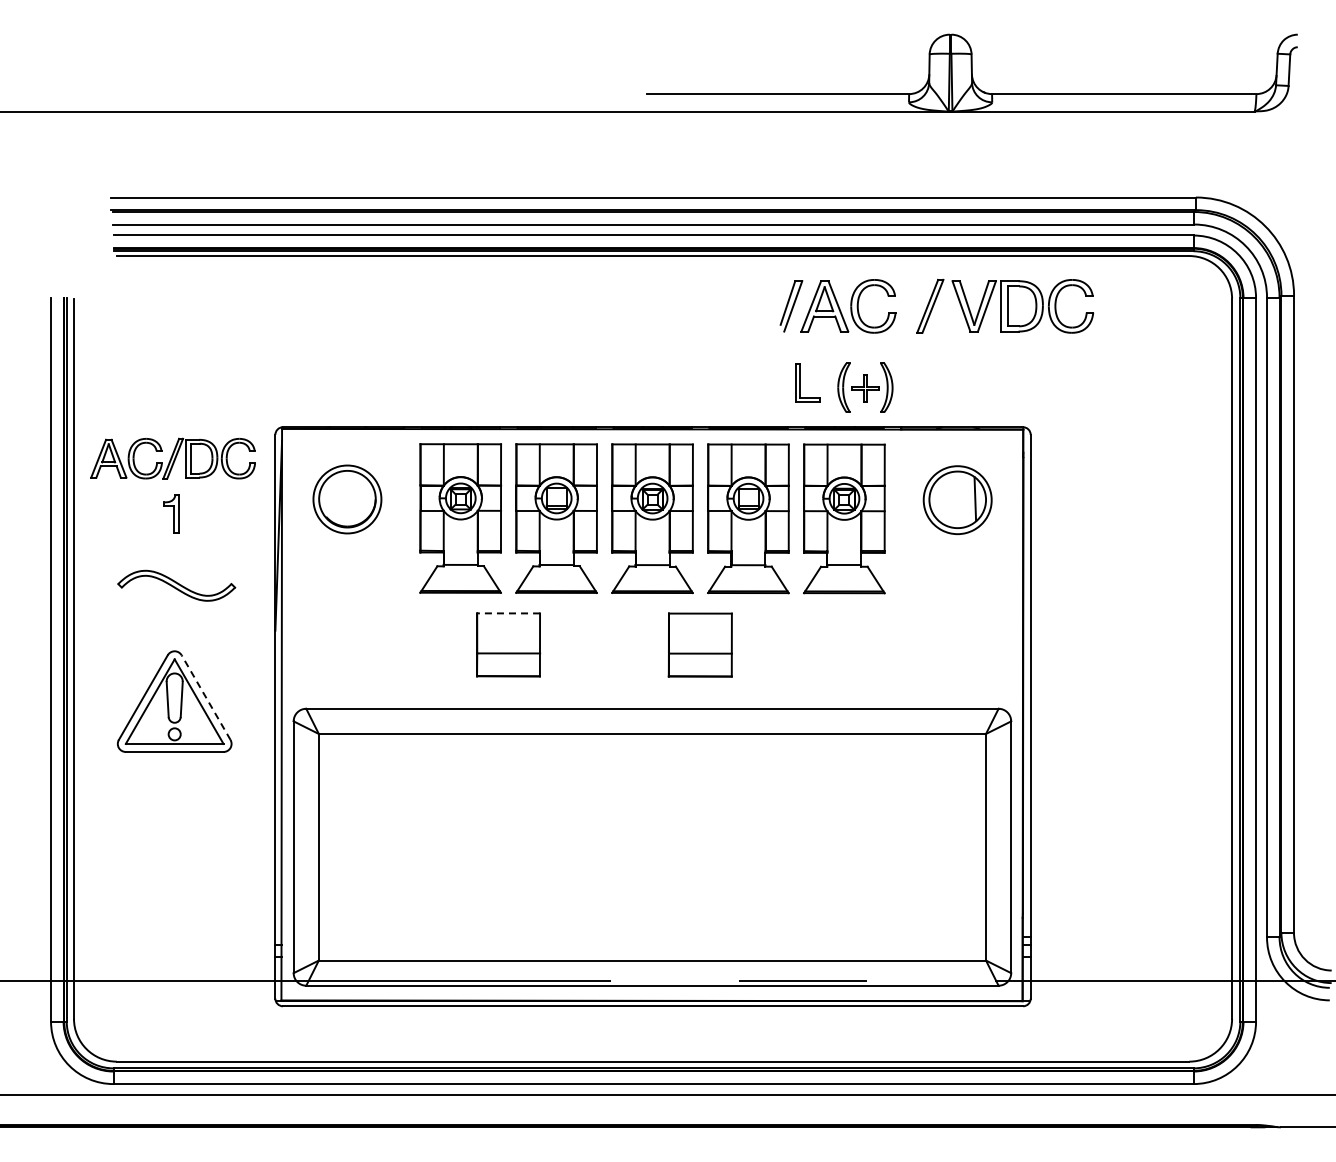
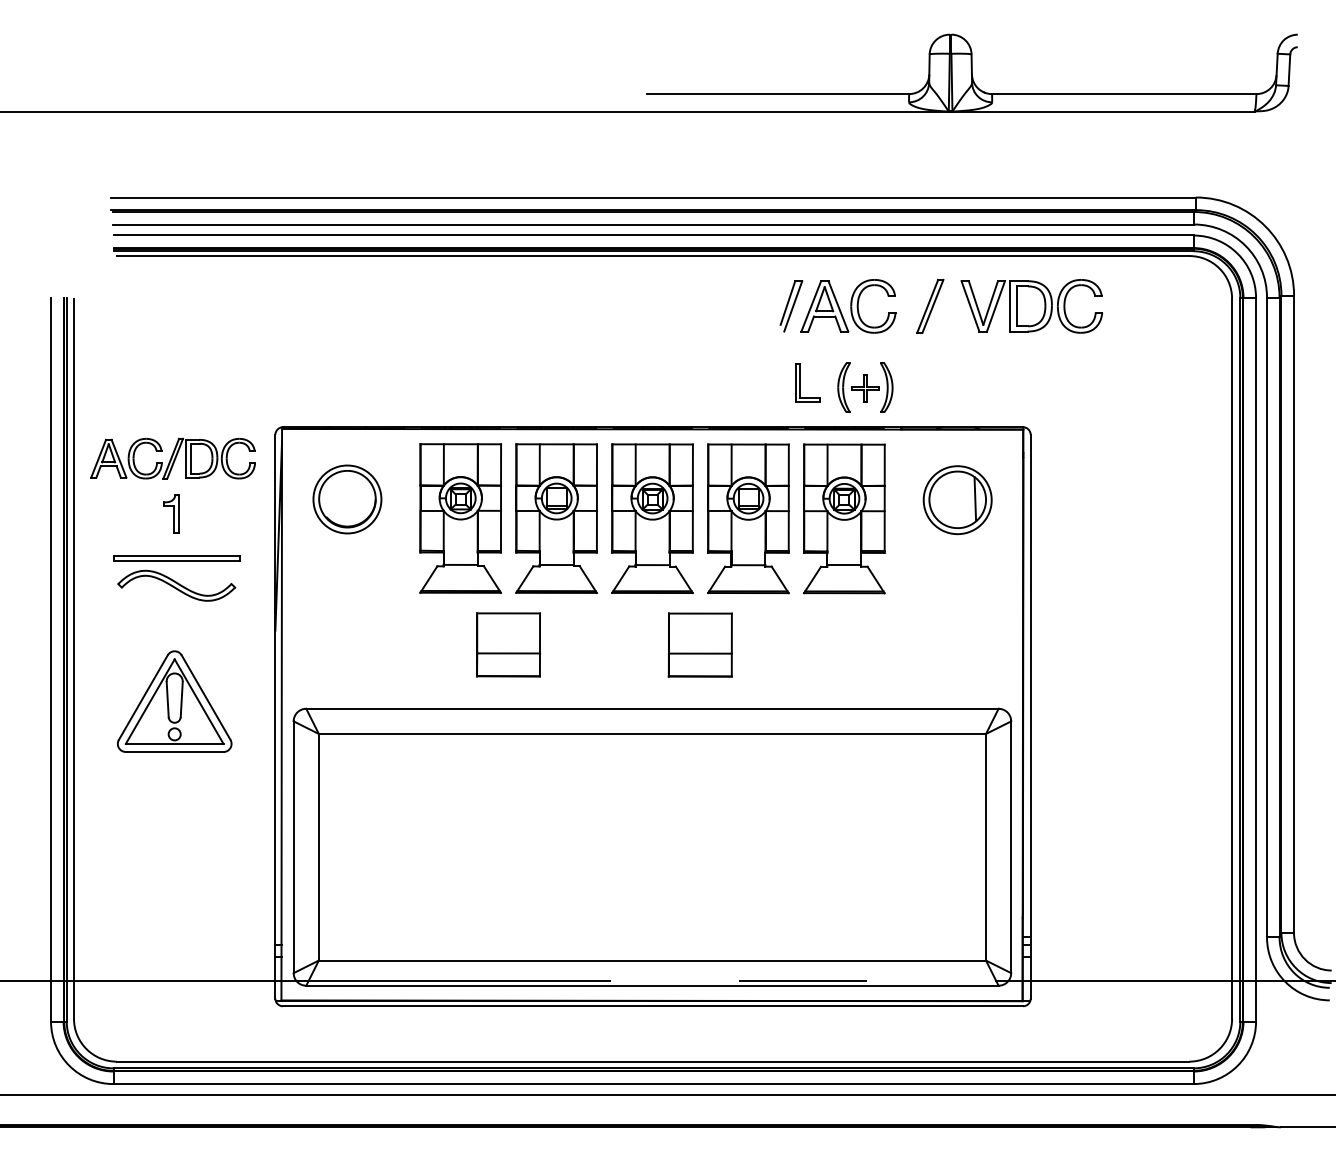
part position: (1022, 306) -> (1031, 306) (1031, 306)
part: none -> present (176, 558)
line: dashed -> solid (508, 613)
line: dashed -> solid (206, 697)
